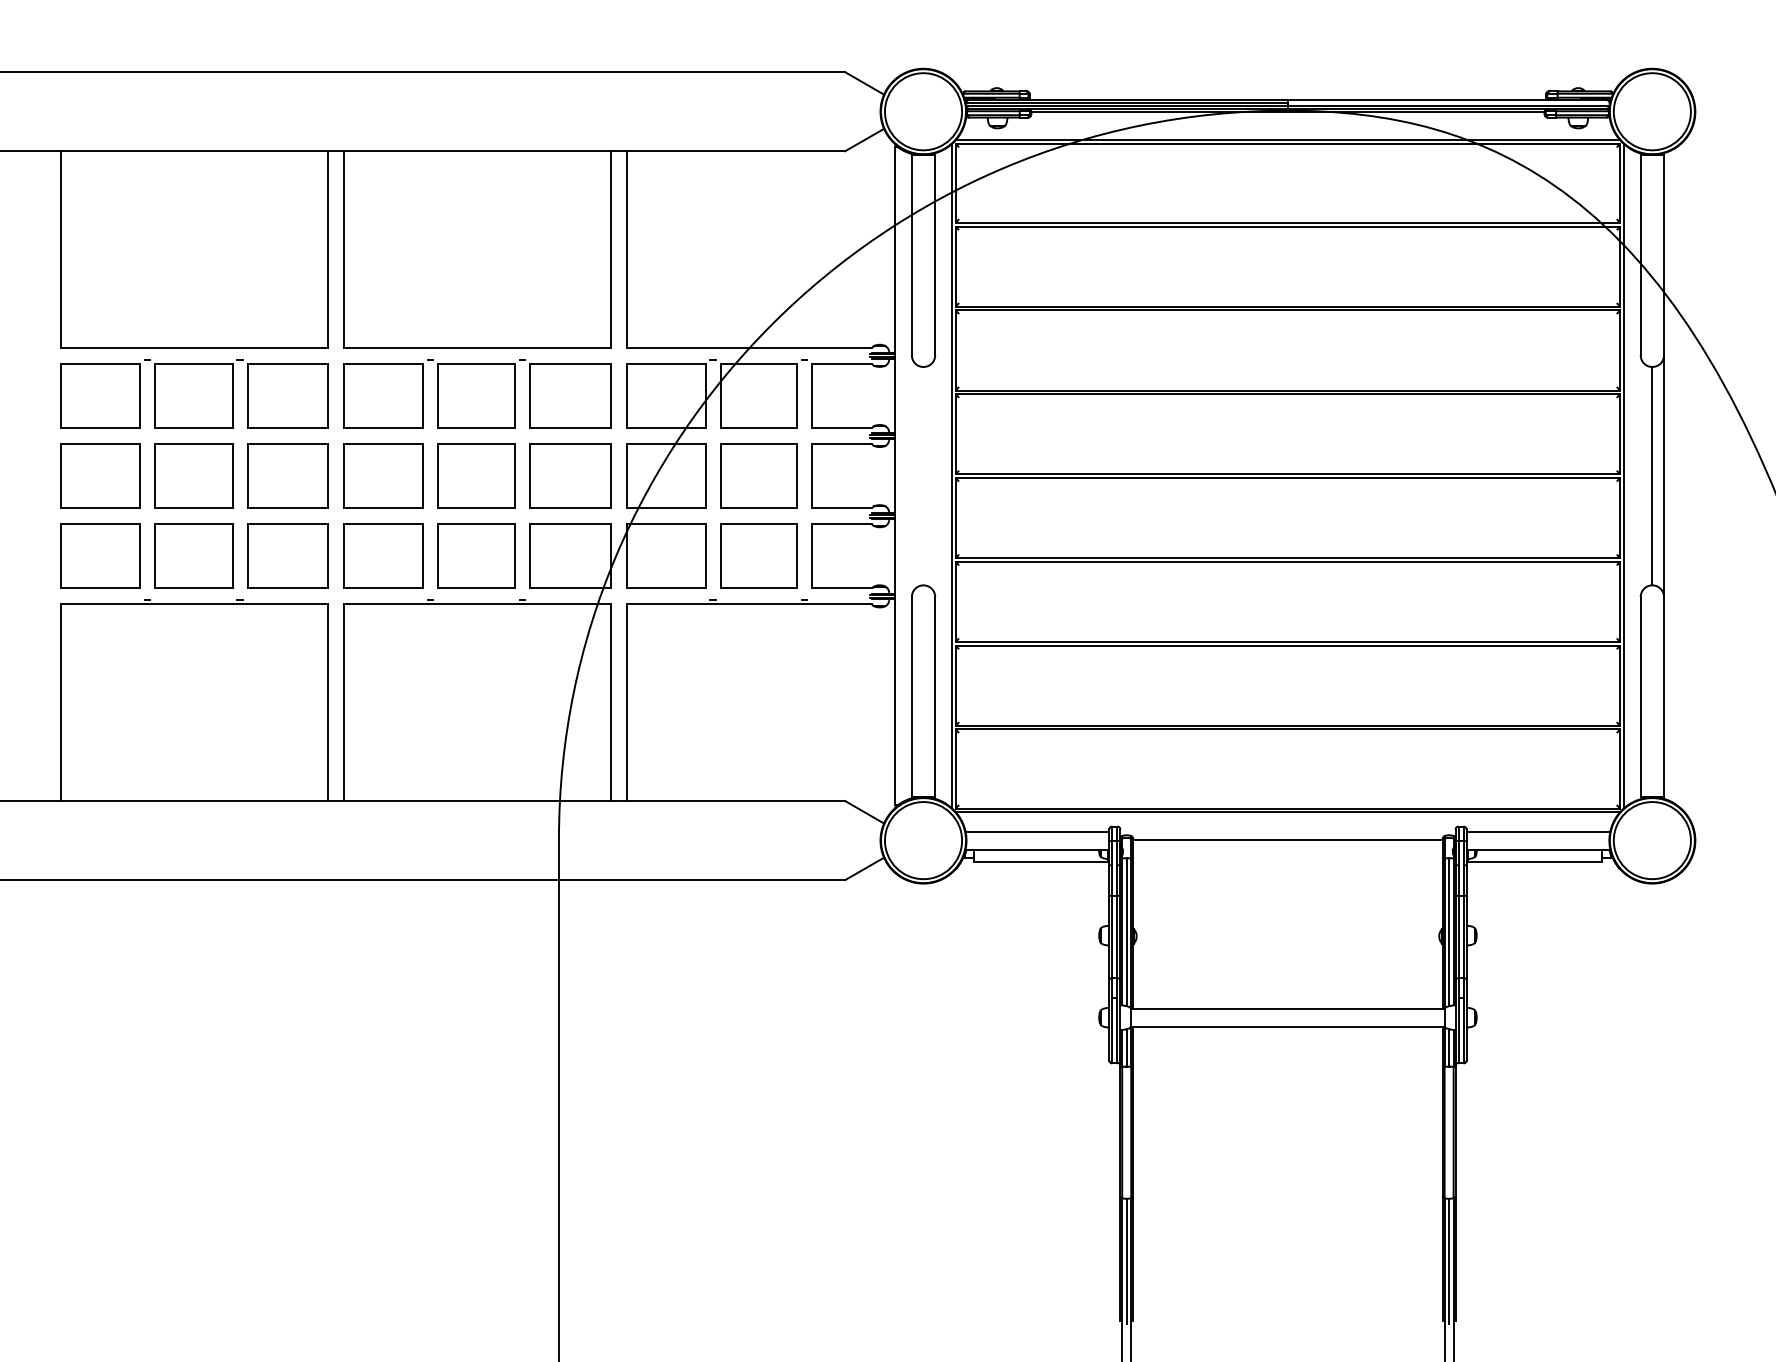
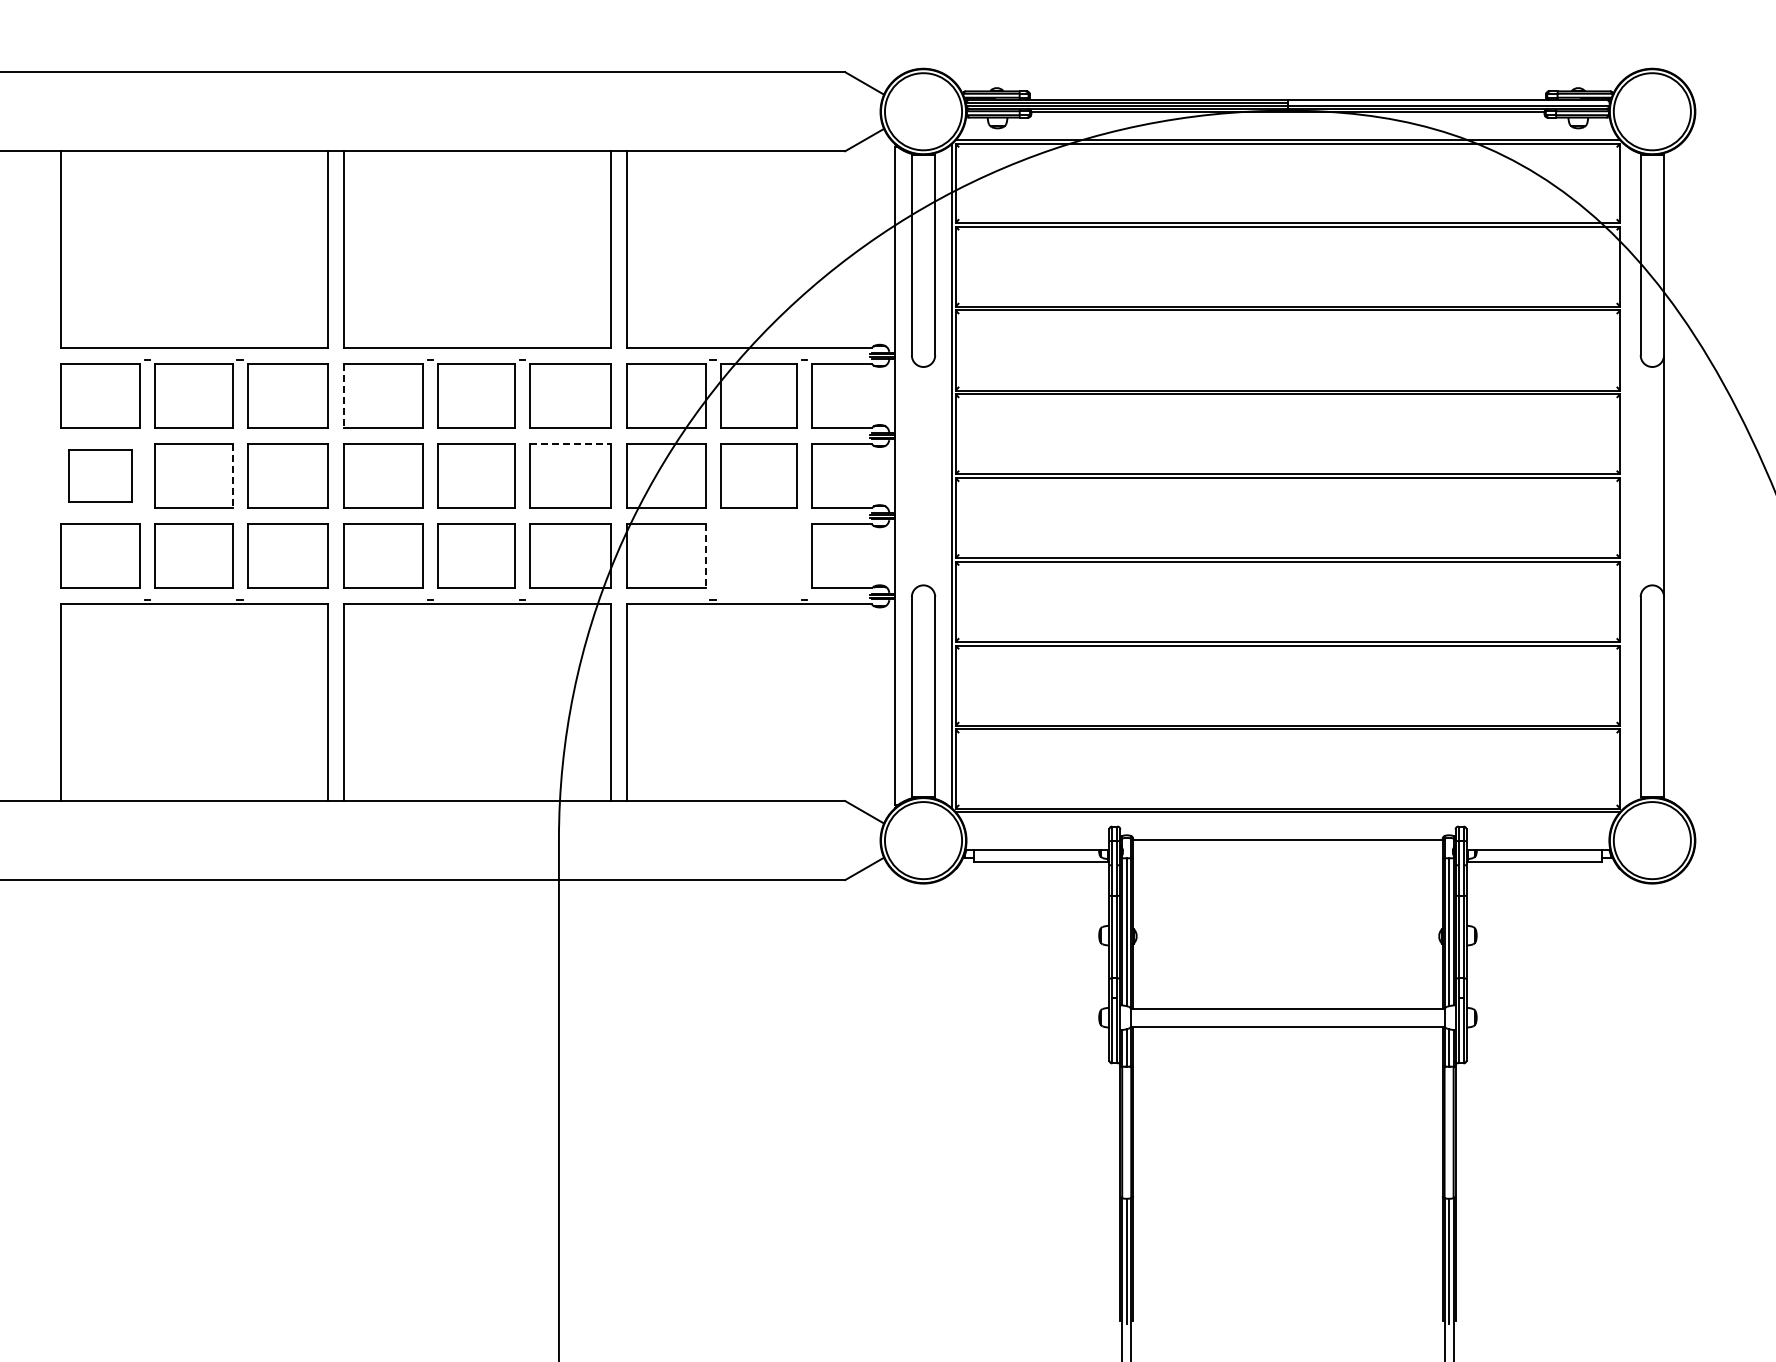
line: solid -> dashed (343, 396)
line: solid -> dashed (570, 444)
part size: 81x66 px -> 65x54 px (100, 475)
line: solid -> dashed (232, 476)
line: present -> none (1624, 476)
line: present -> none (1652, 476)
part: present -> none (758, 555)
line: solid -> dashed (705, 556)
line: present -> none (1037, 832)
line: present -> none (1538, 832)
